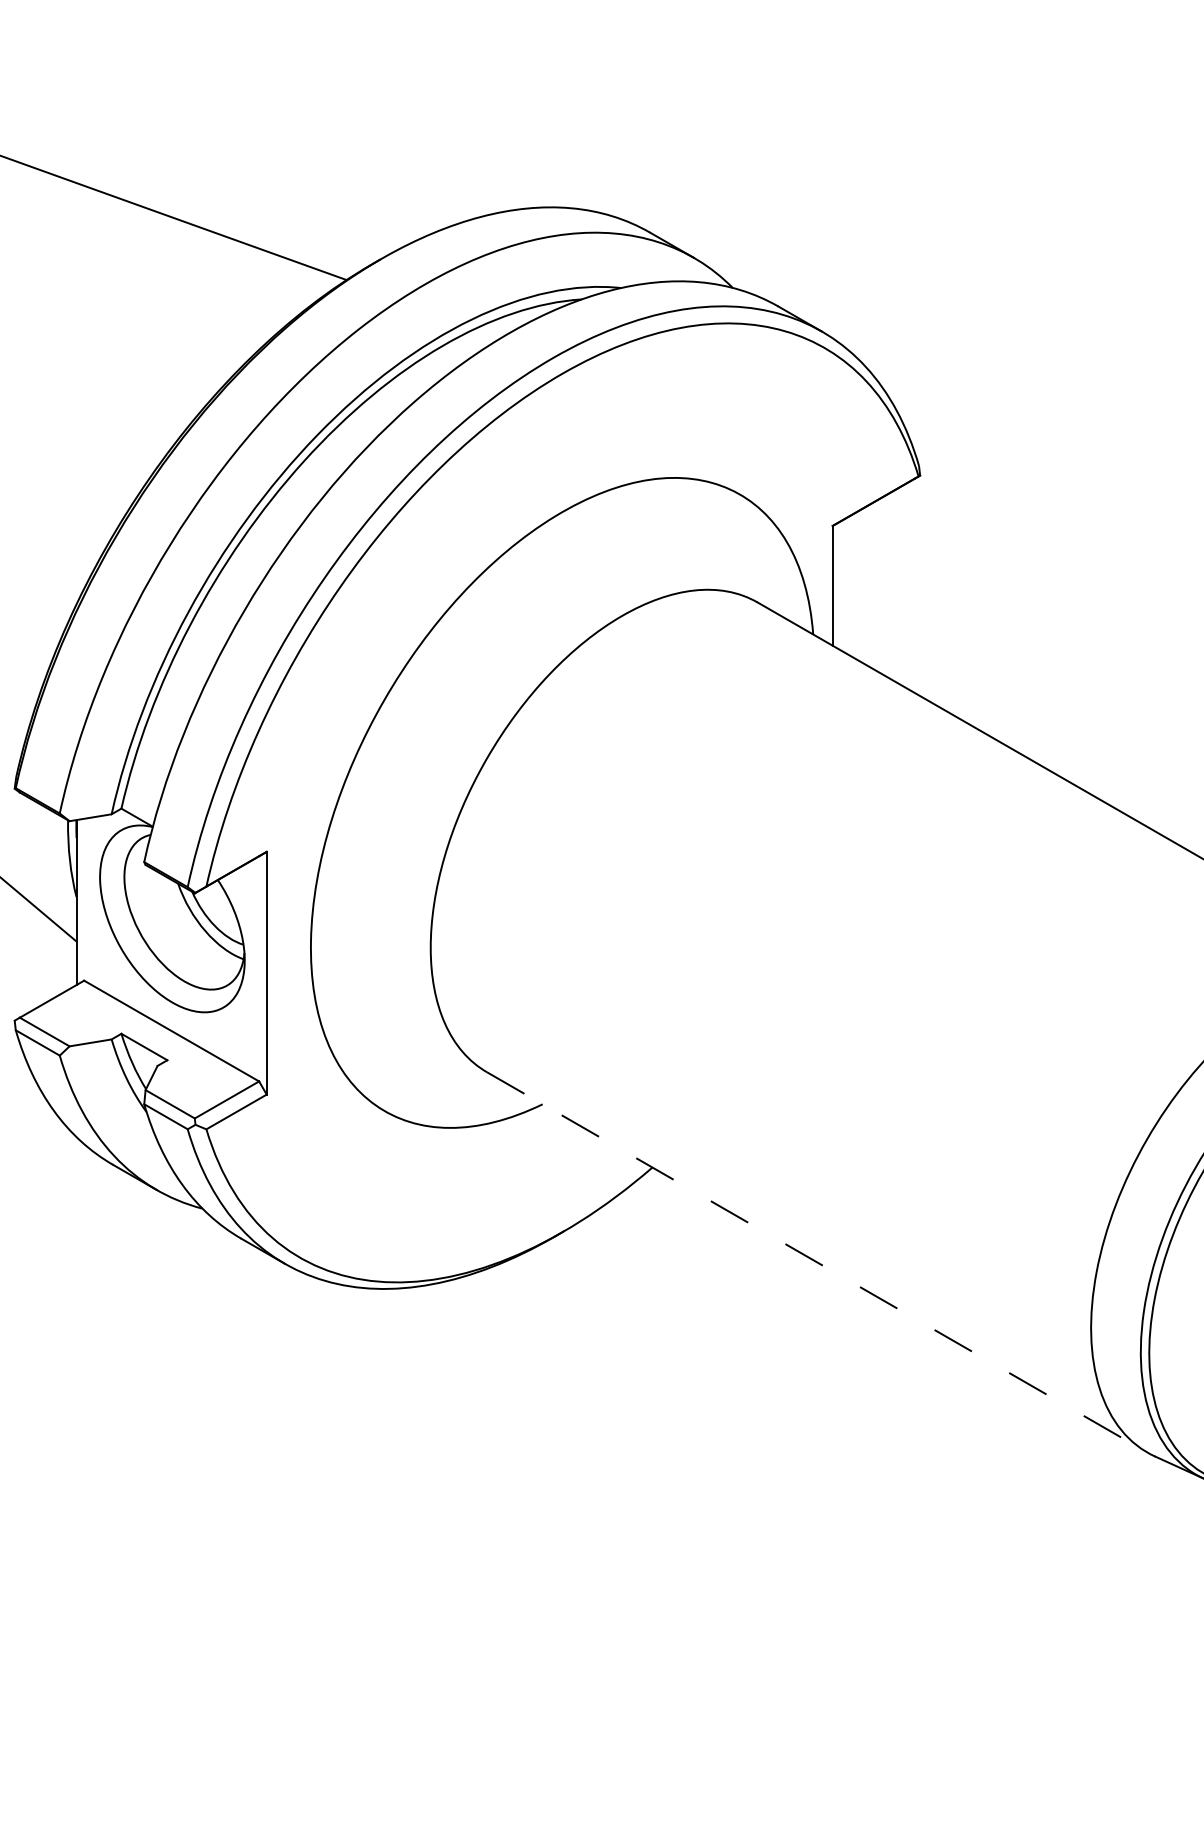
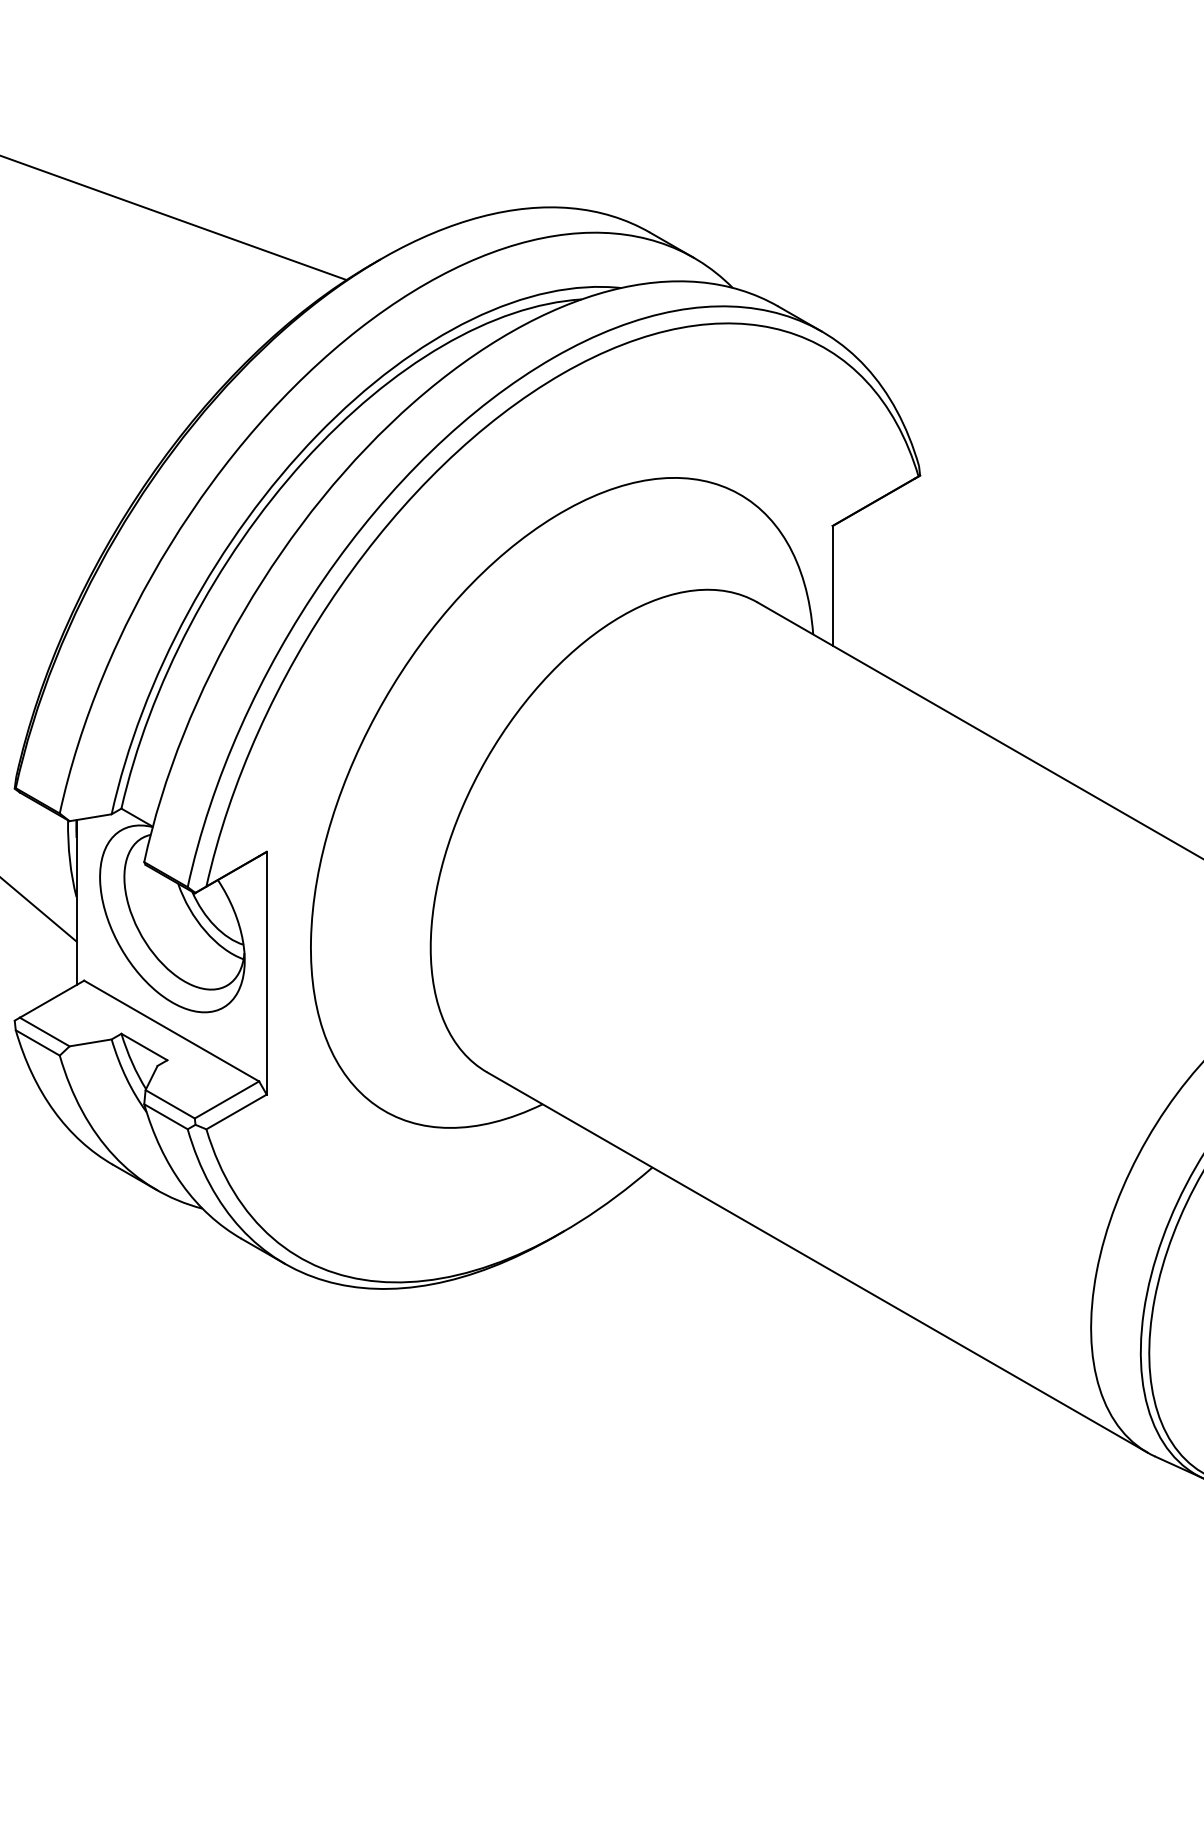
line: dashed -> solid (817, 1262)
